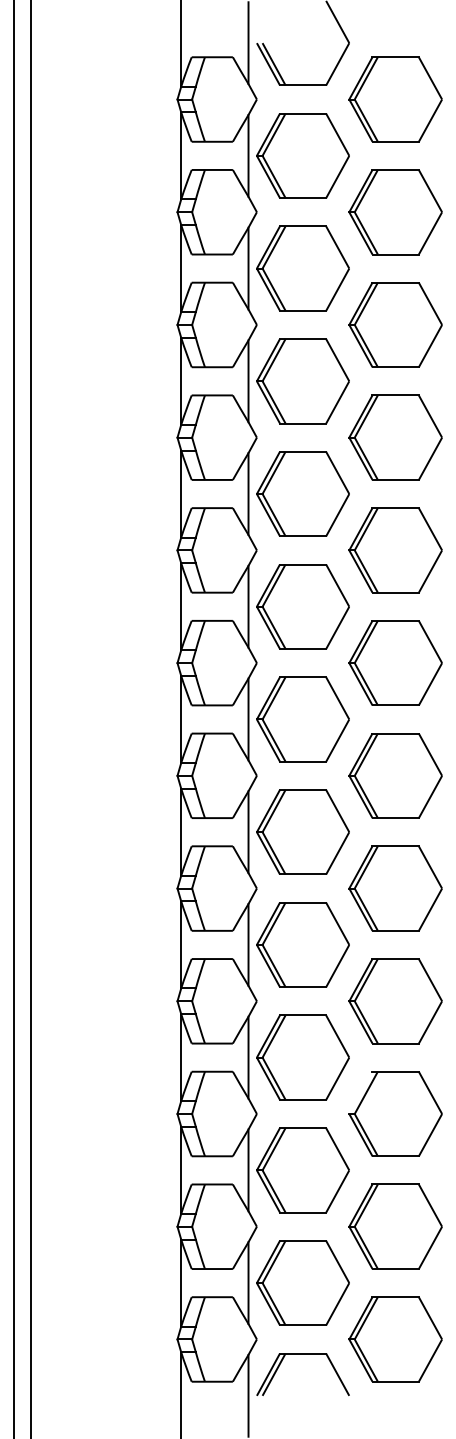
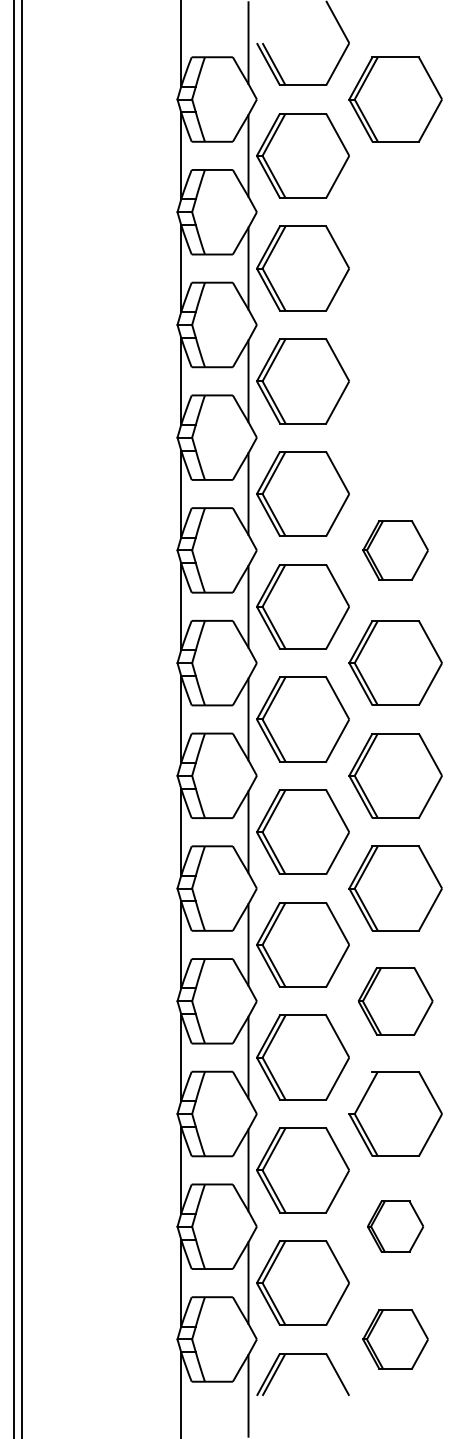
part: present -> none (395, 212)
part: present -> none (395, 324)
part: present -> none (395, 437)
part size: 95x87 px -> 67x61 px (395, 550)
line position: (30, 718) -> (21, 718) (21, 718)
part size: 95x87 px -> 76x69 px (395, 1001)
part size: 95x87 px -> 58x53 px (395, 1226)
part size: 95x87 px -> 67x61 px (395, 1339)
